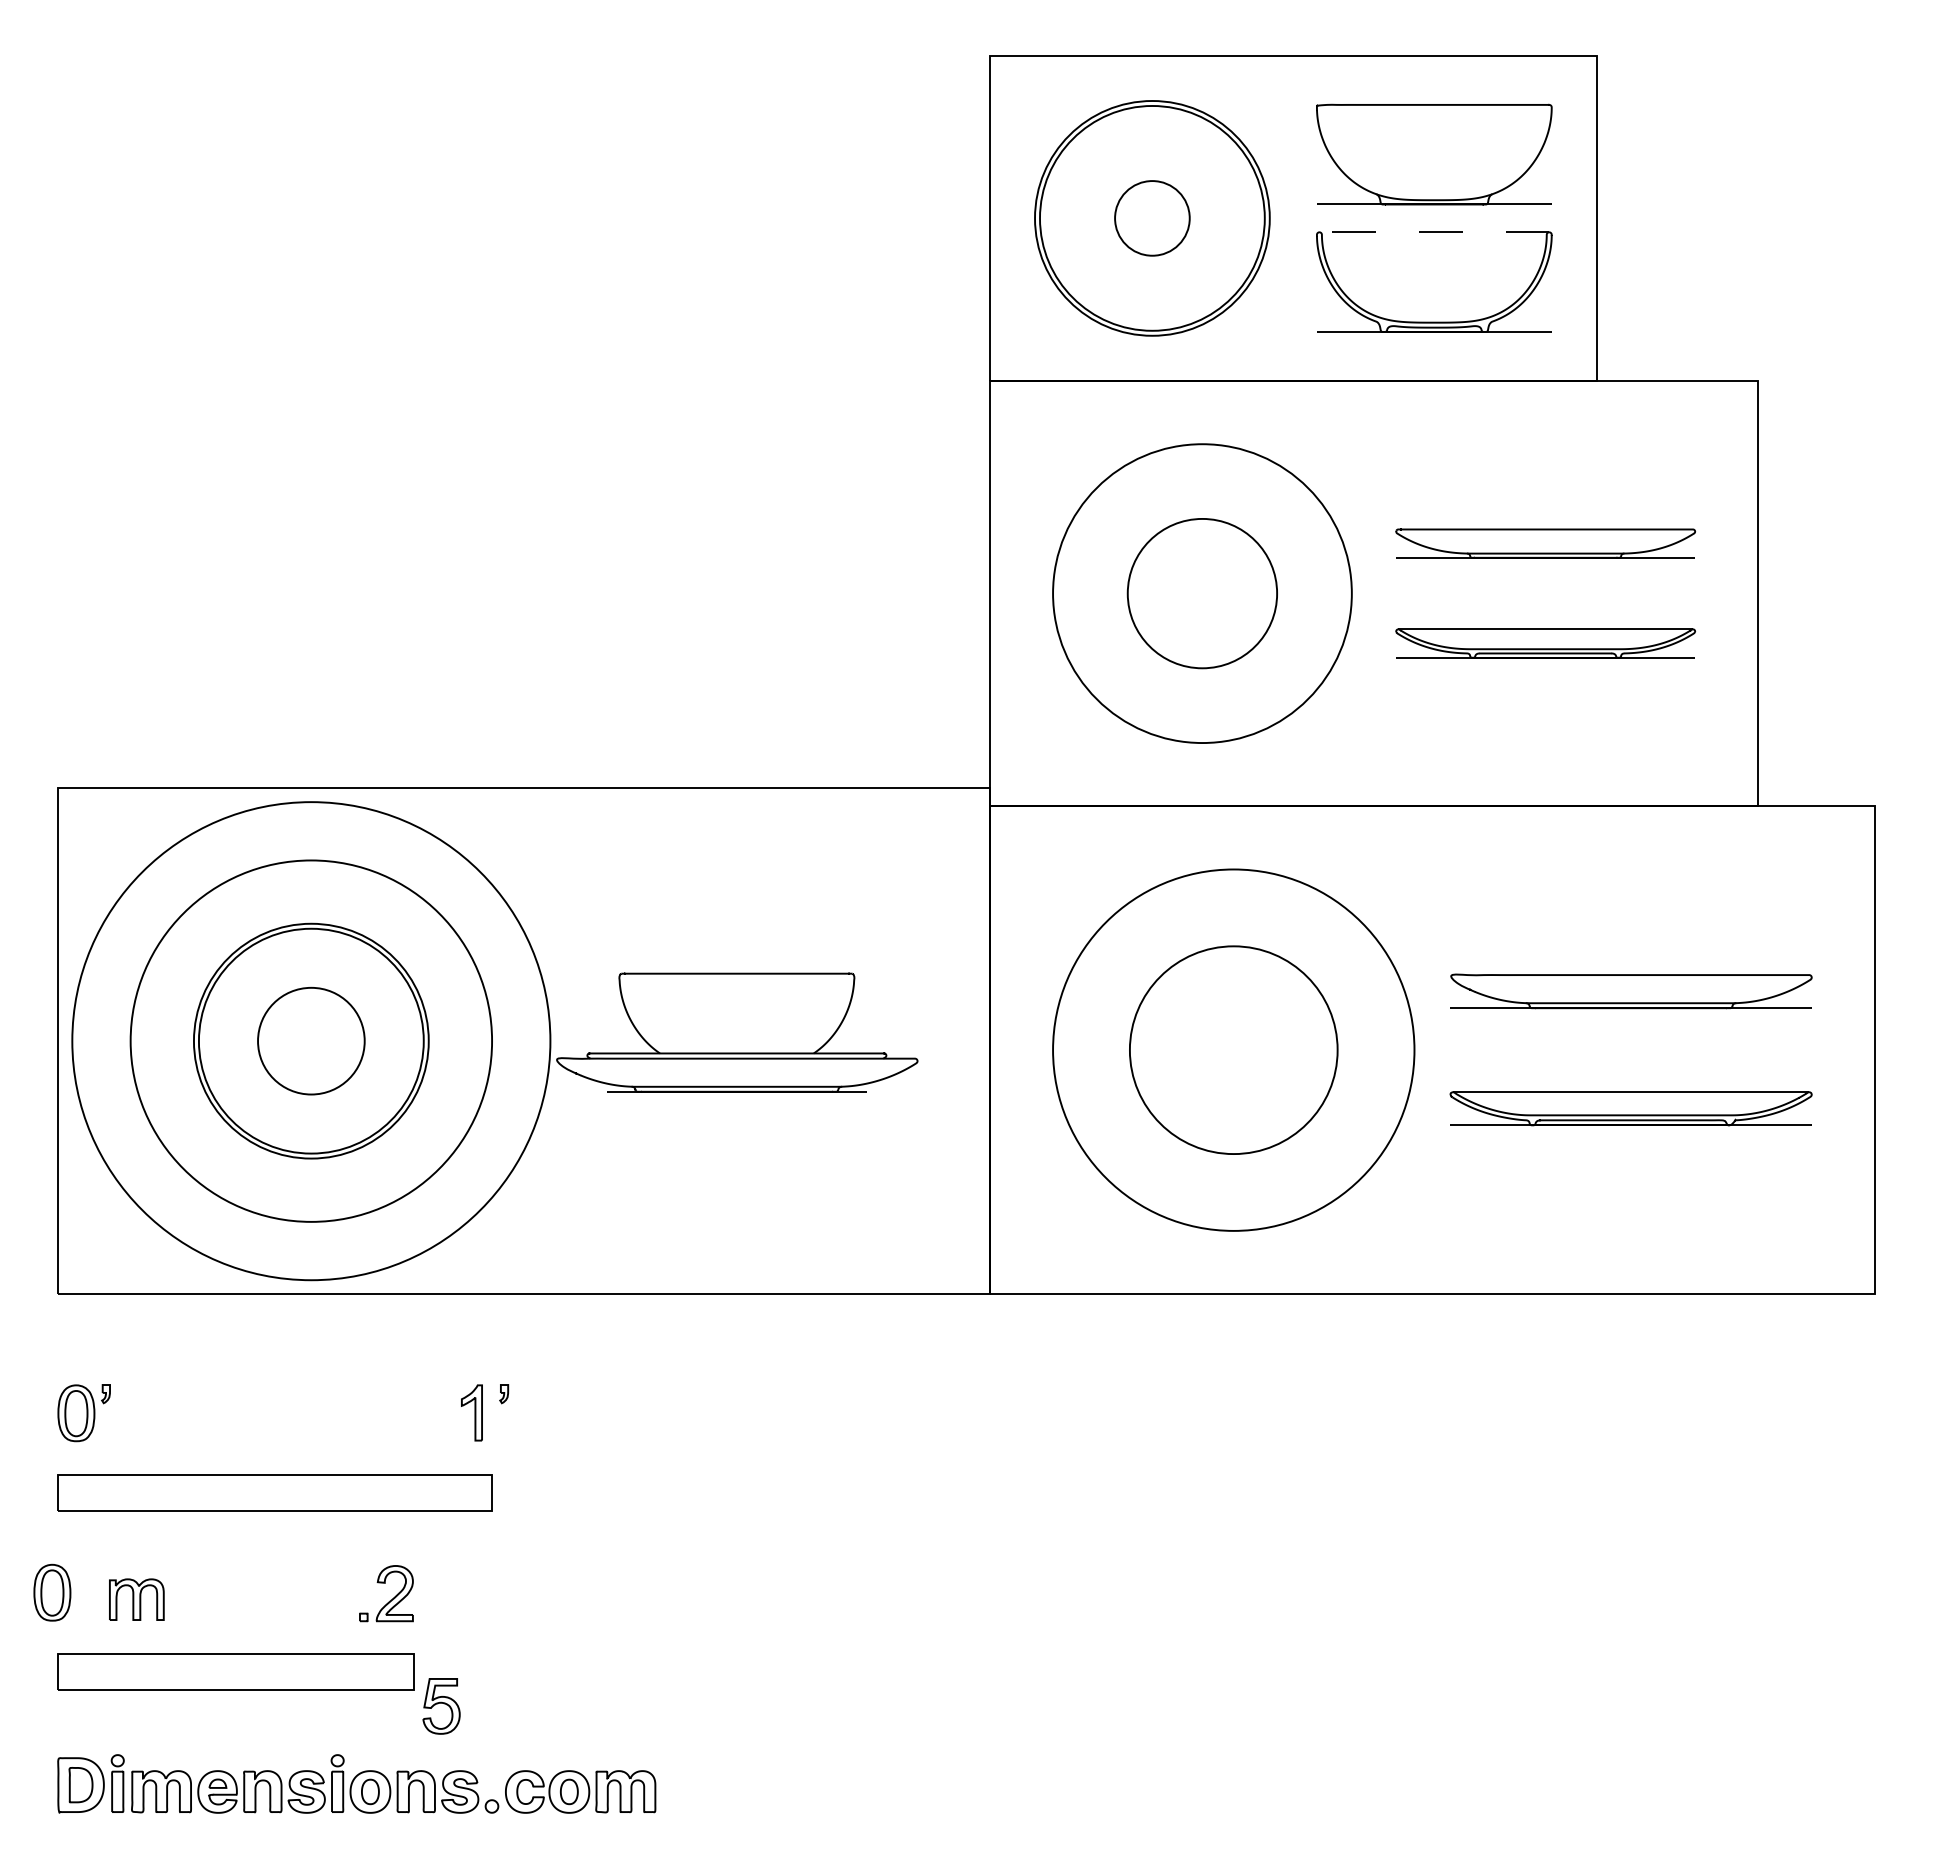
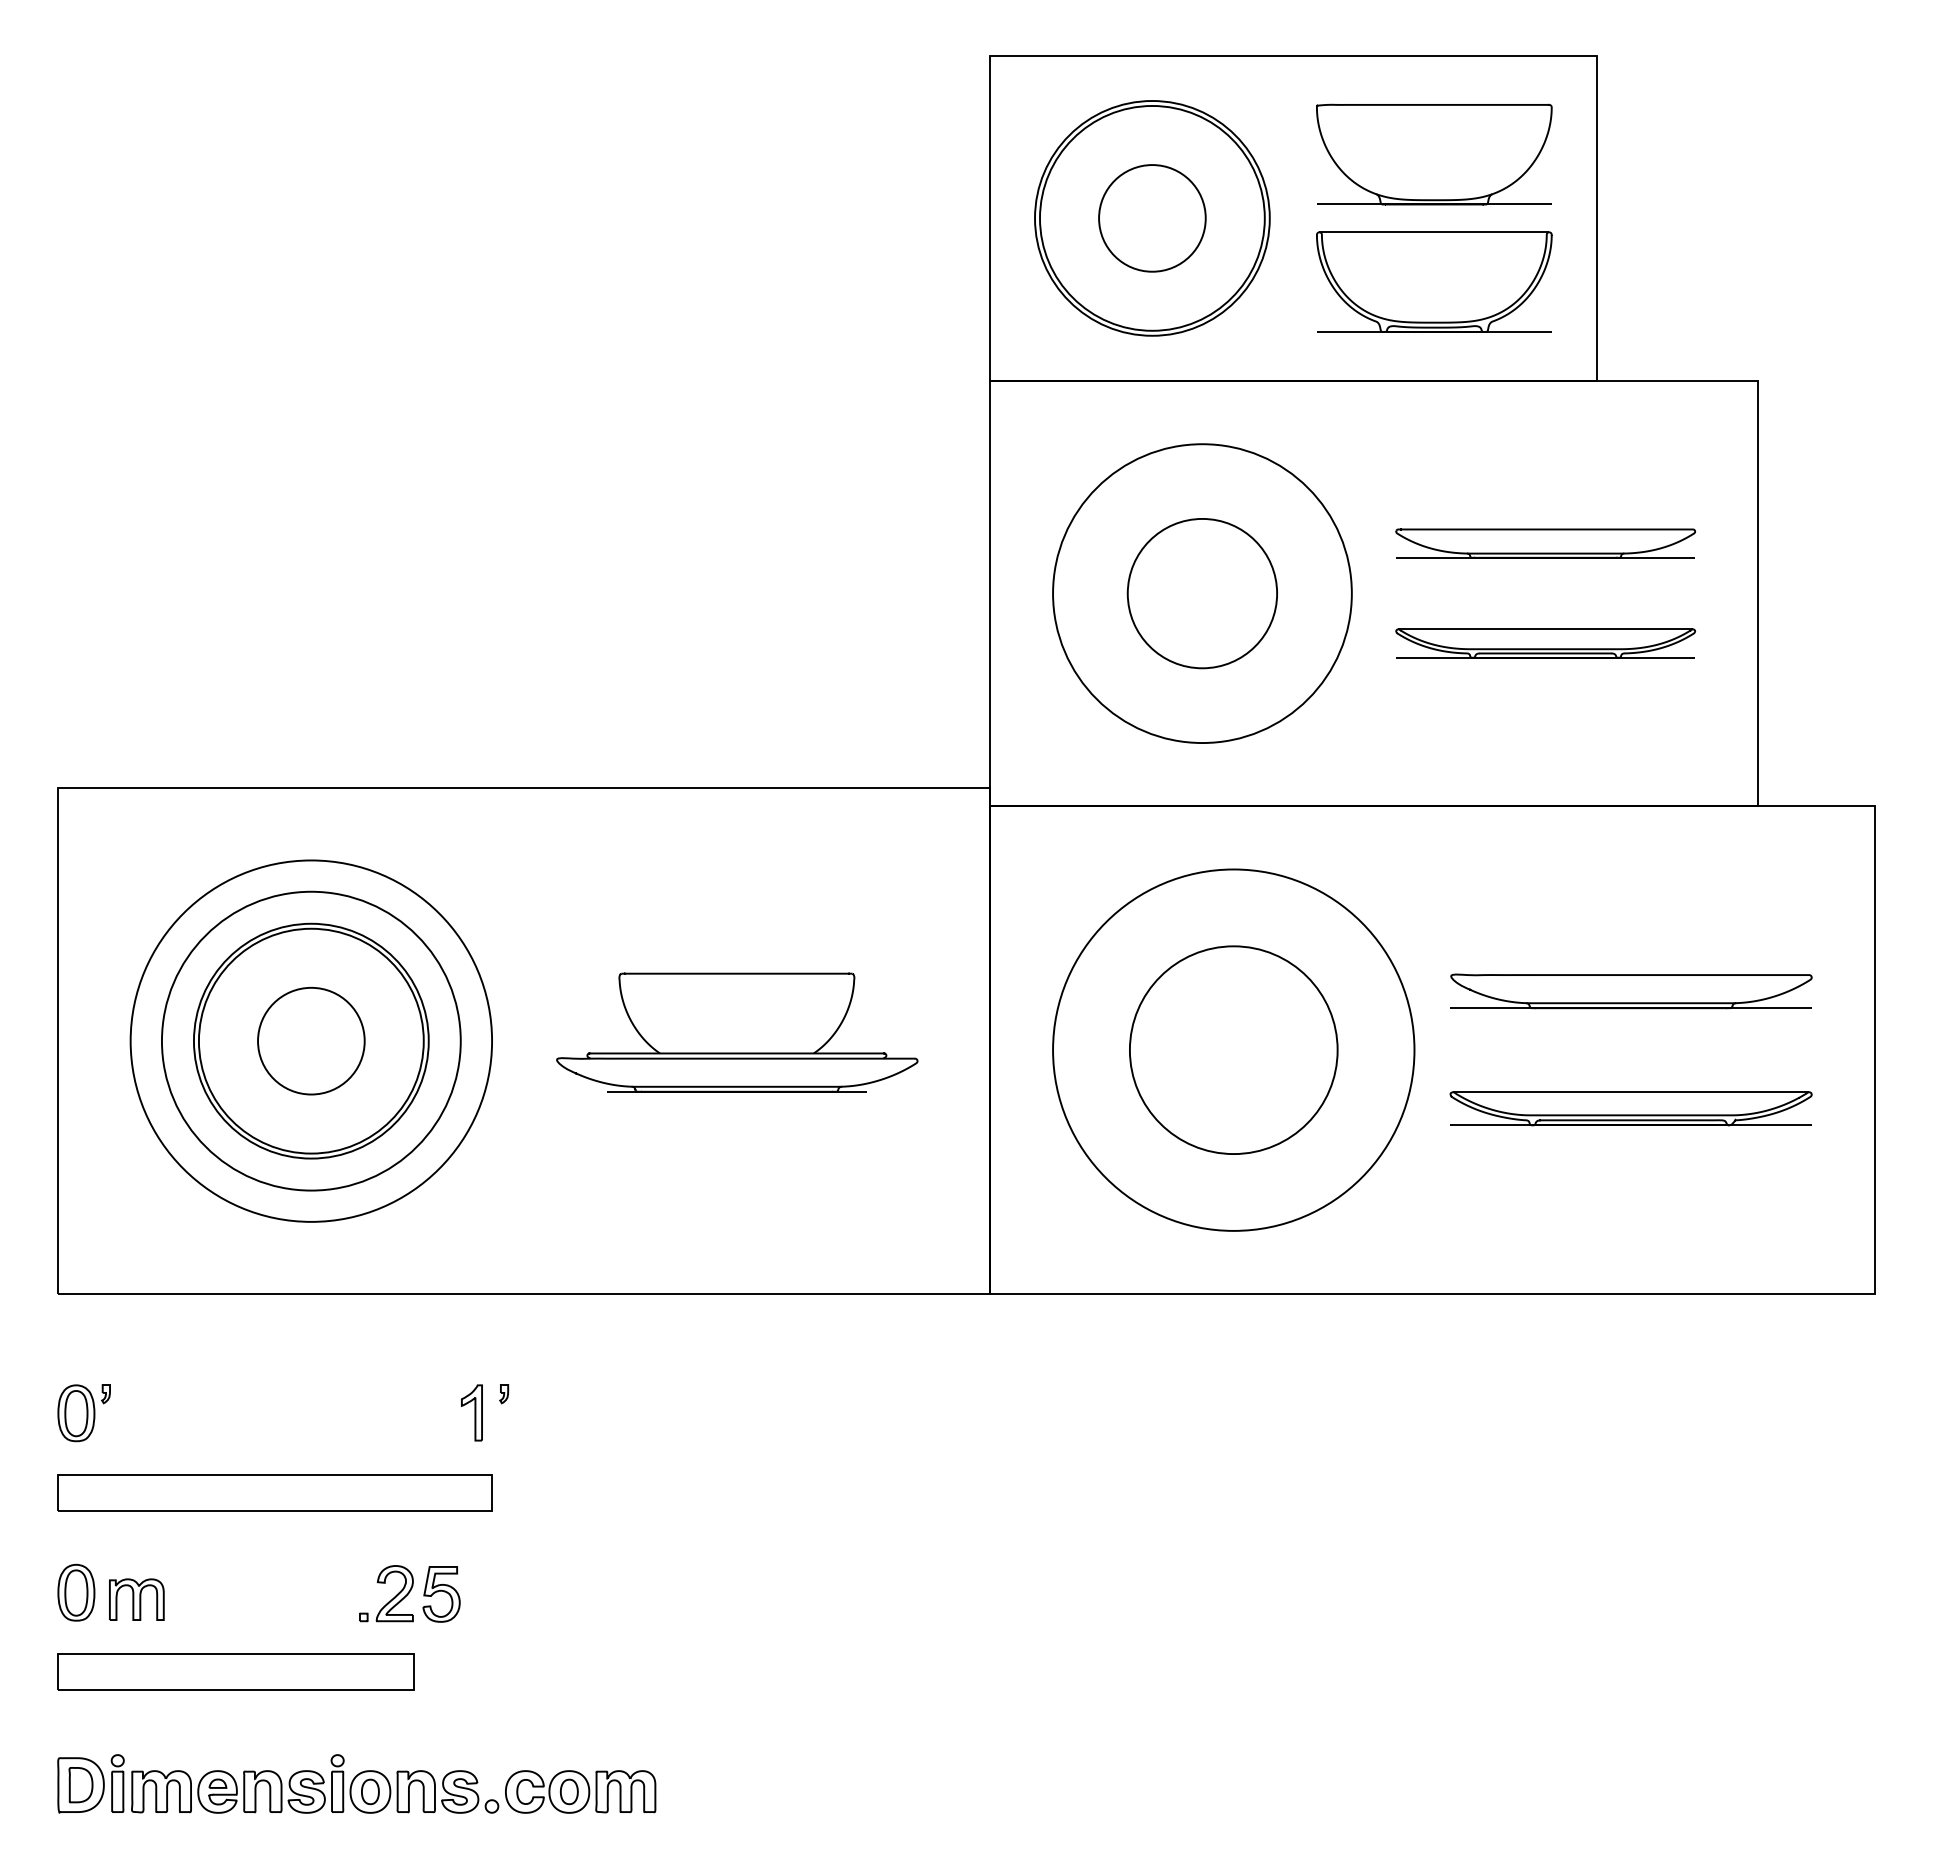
circle diameter: 75 px -> 107 px (1152, 218)
line: dashed -> solid (1434, 232)
circle diameter: 478 px -> 299 px (310, 1040)
part position: (52, 1592) -> (76, 1592) (76, 1592)
part position: (441, 1706) -> (441, 1594) (441, 1594)
